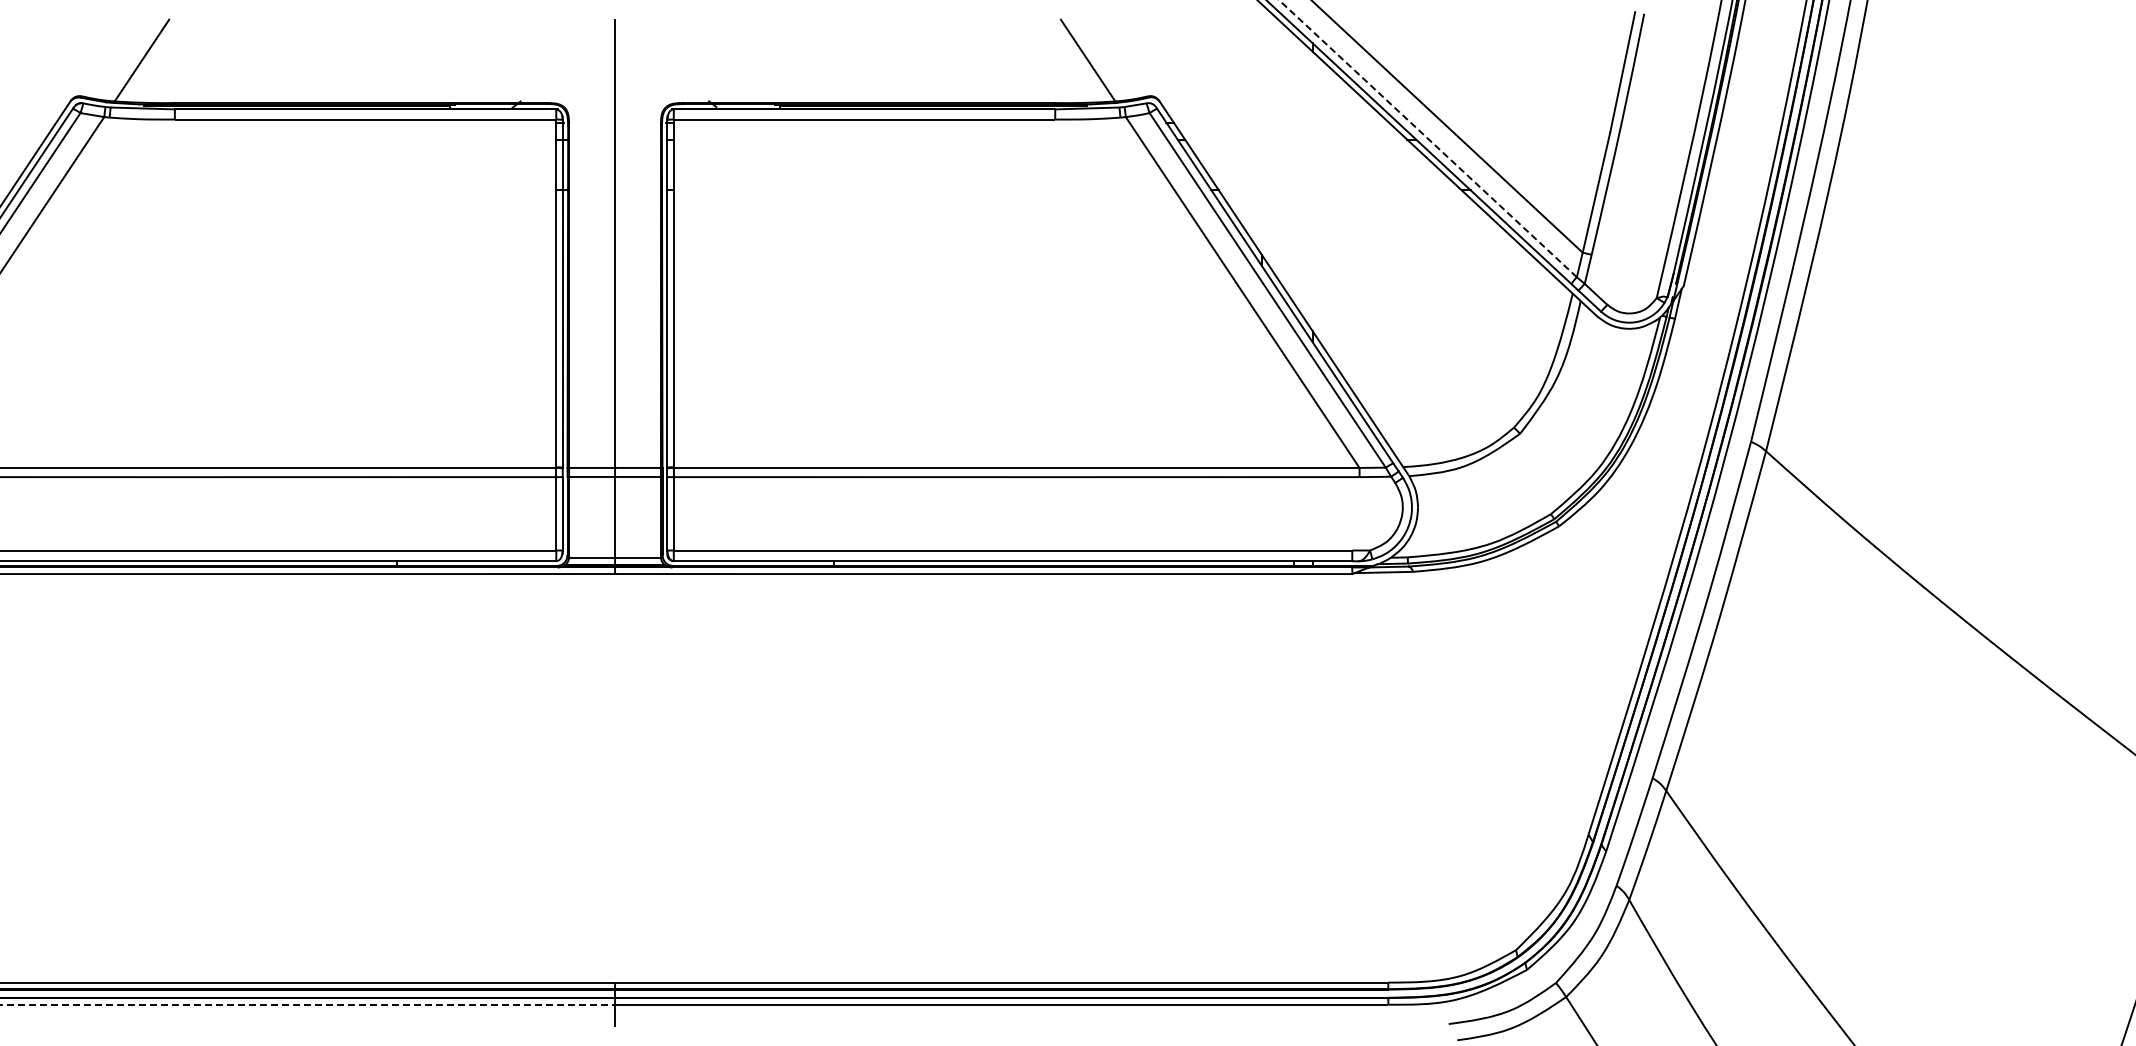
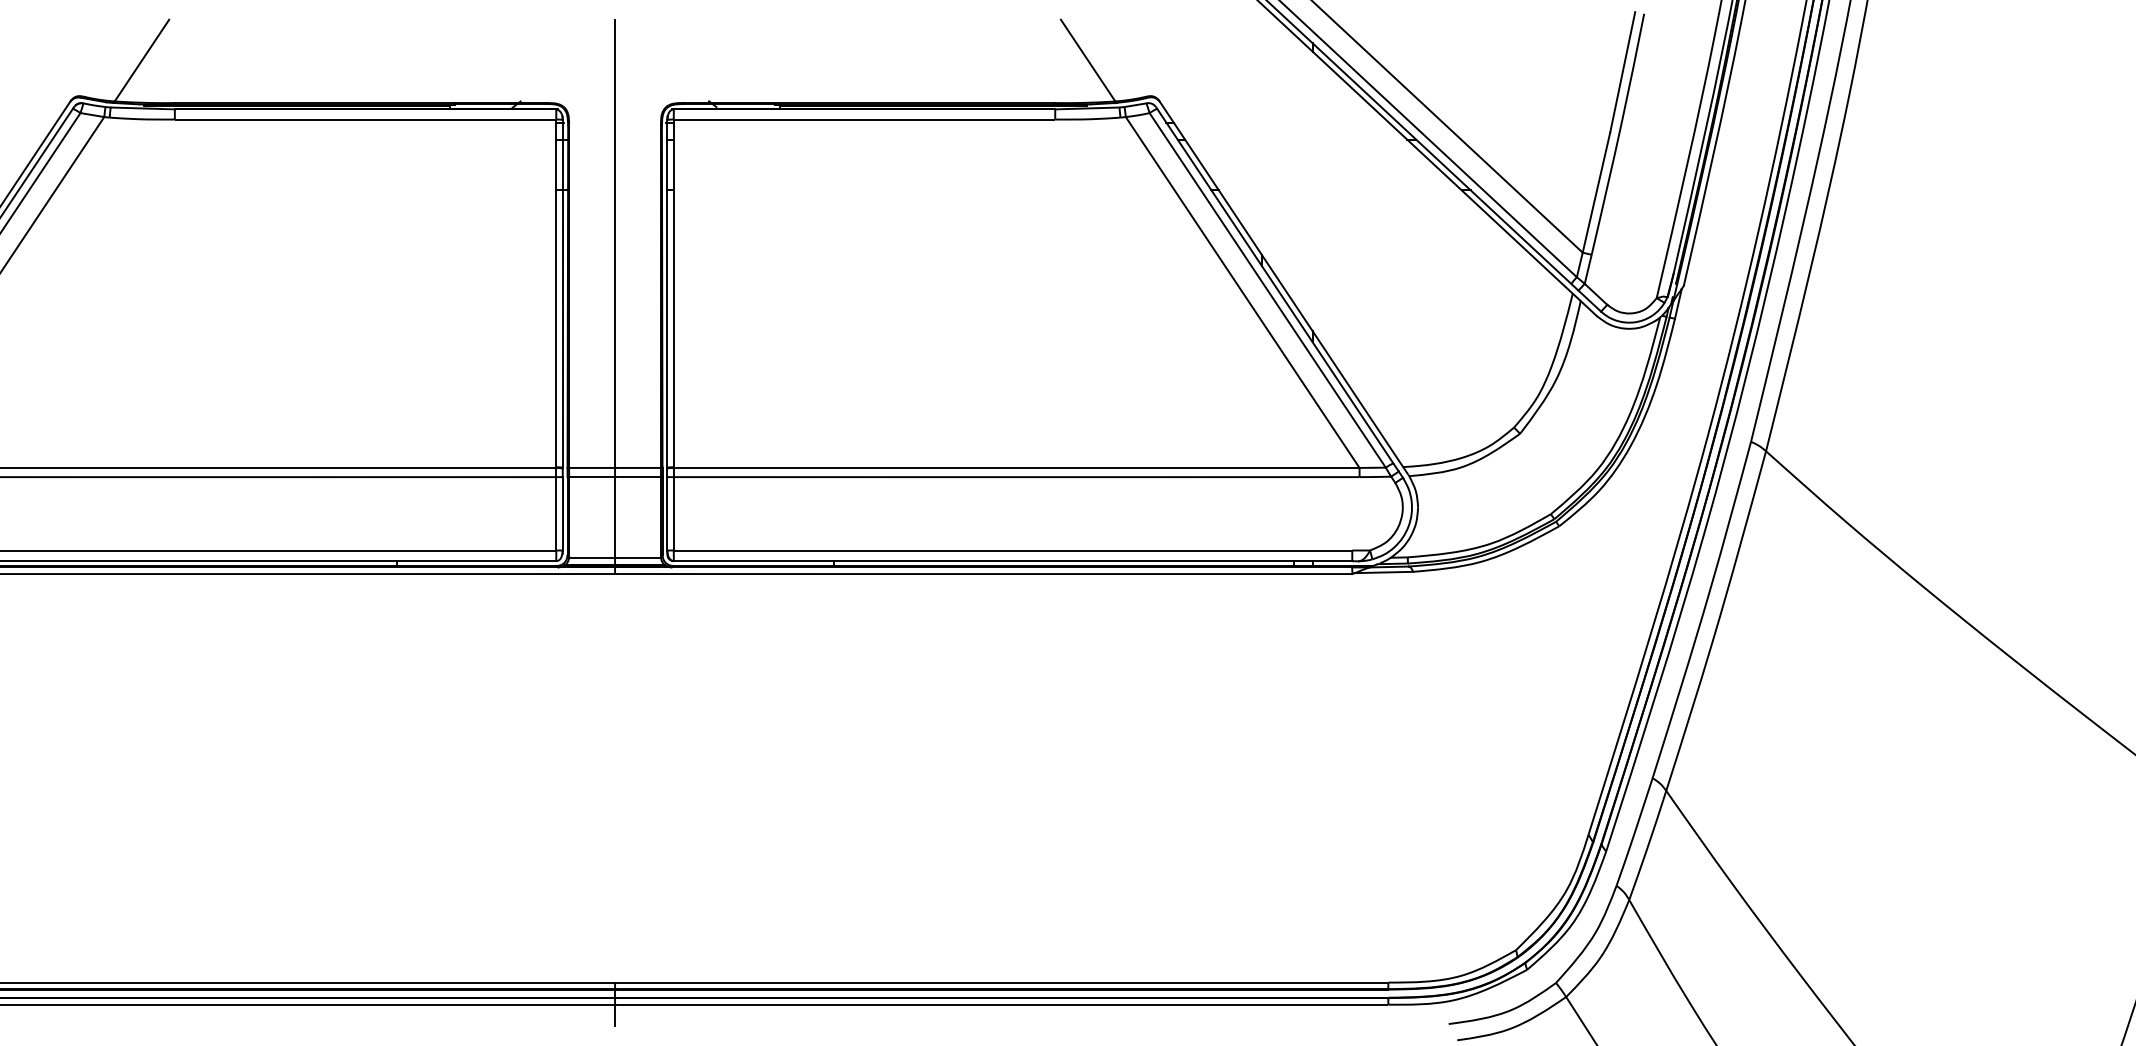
line: dashed -> solid (1427, 138)
line: dashed -> solid (307, 1004)
